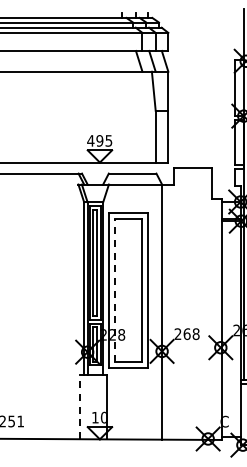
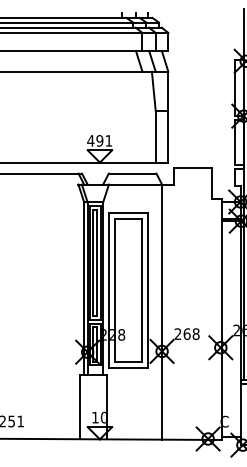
text: 495 -> 491 (108, 140)
line: dashed -> solid (115, 289)
line: dashed -> solid (80, 407)
